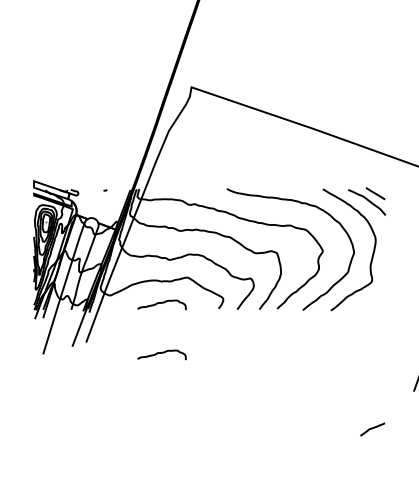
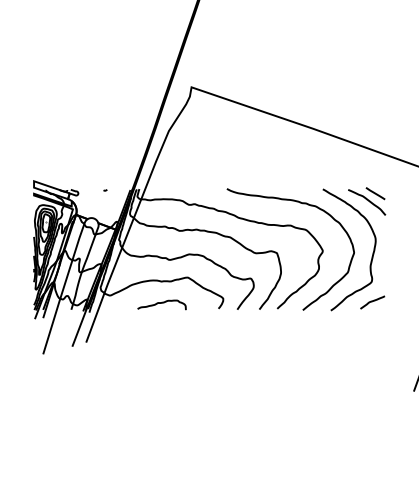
curve: present -> none (161, 353)
curve position: (372, 429) -> (372, 302) (372, 302)
